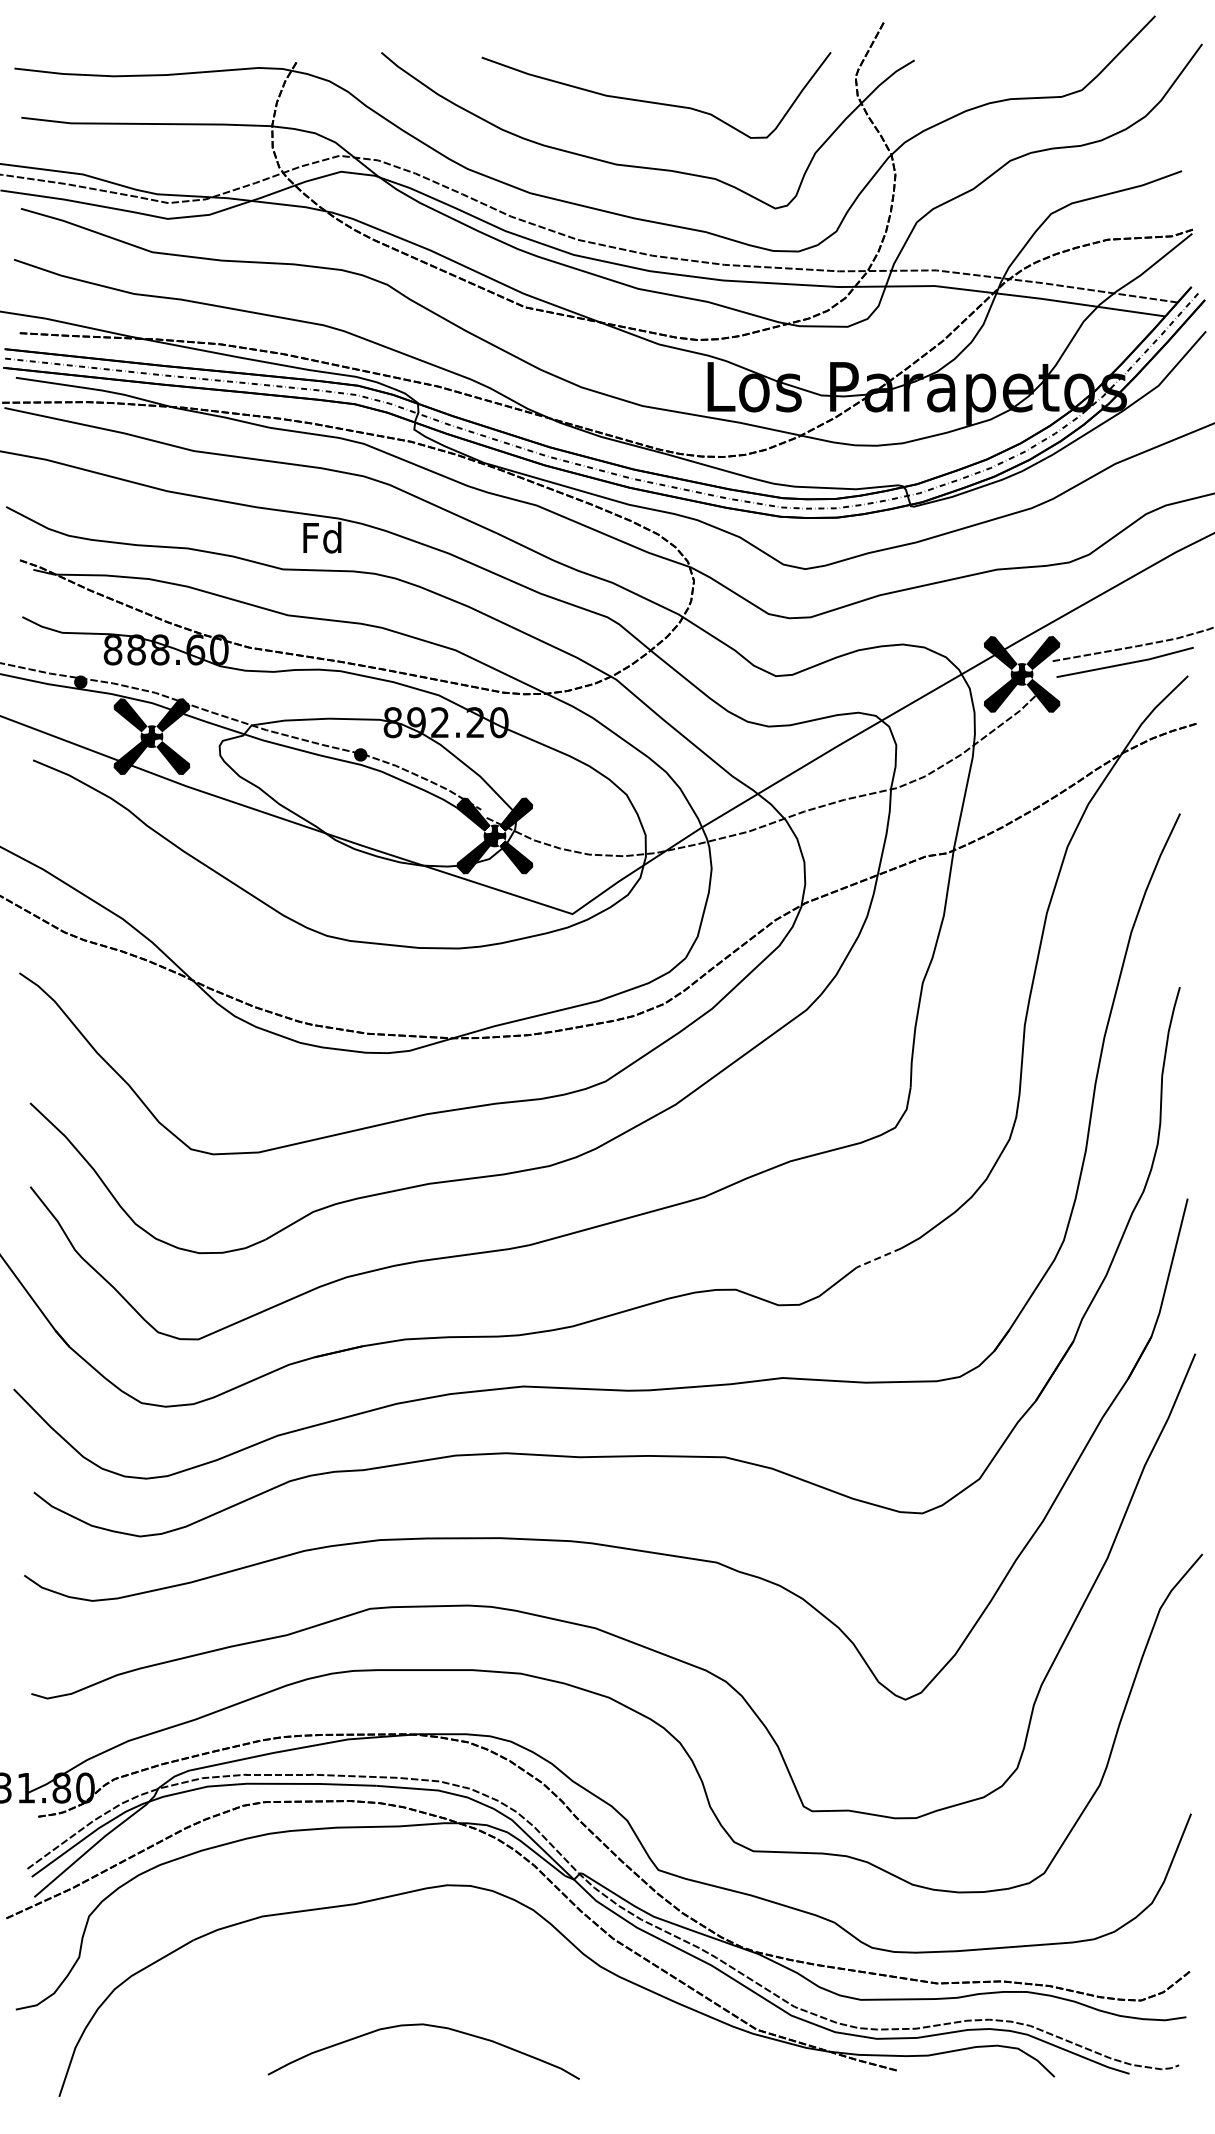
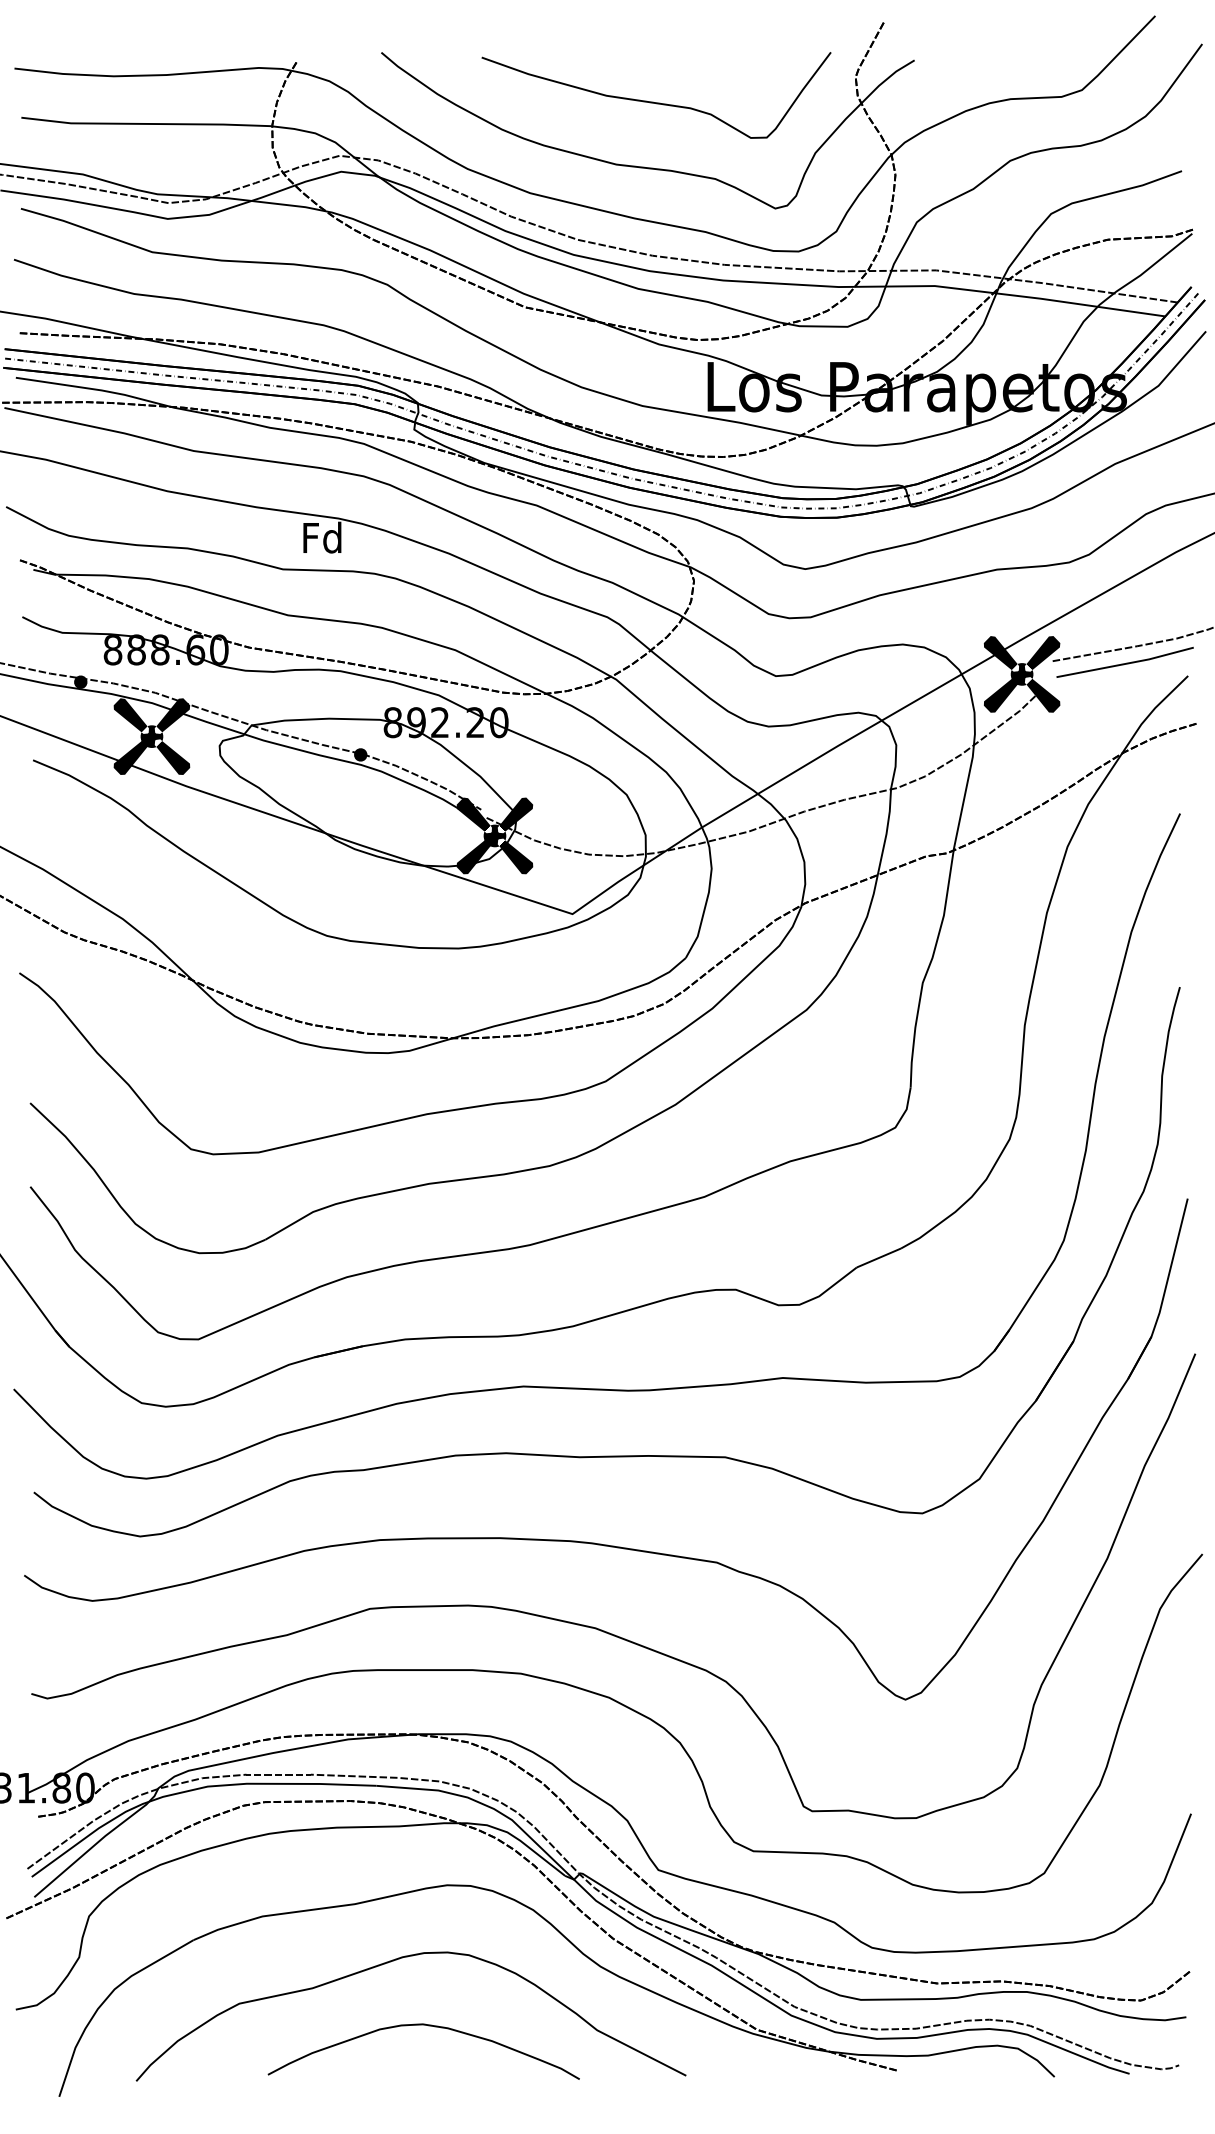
line: dashed -> solid (878, 1258)
curve: none -> present (388, 1963)
